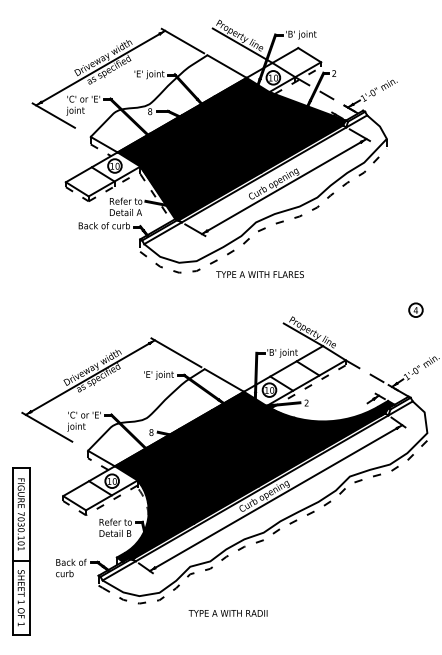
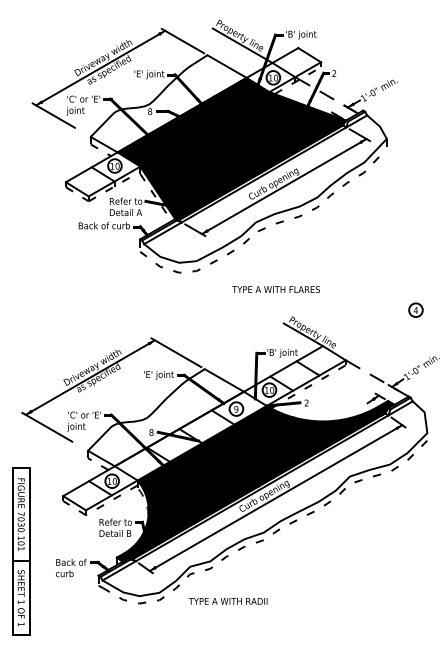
text position: (259, 274) -> (275, 289) (275, 289)
fill: present -> none (190, 435)
text position: (227, 613) -> (227, 601) (227, 601)
